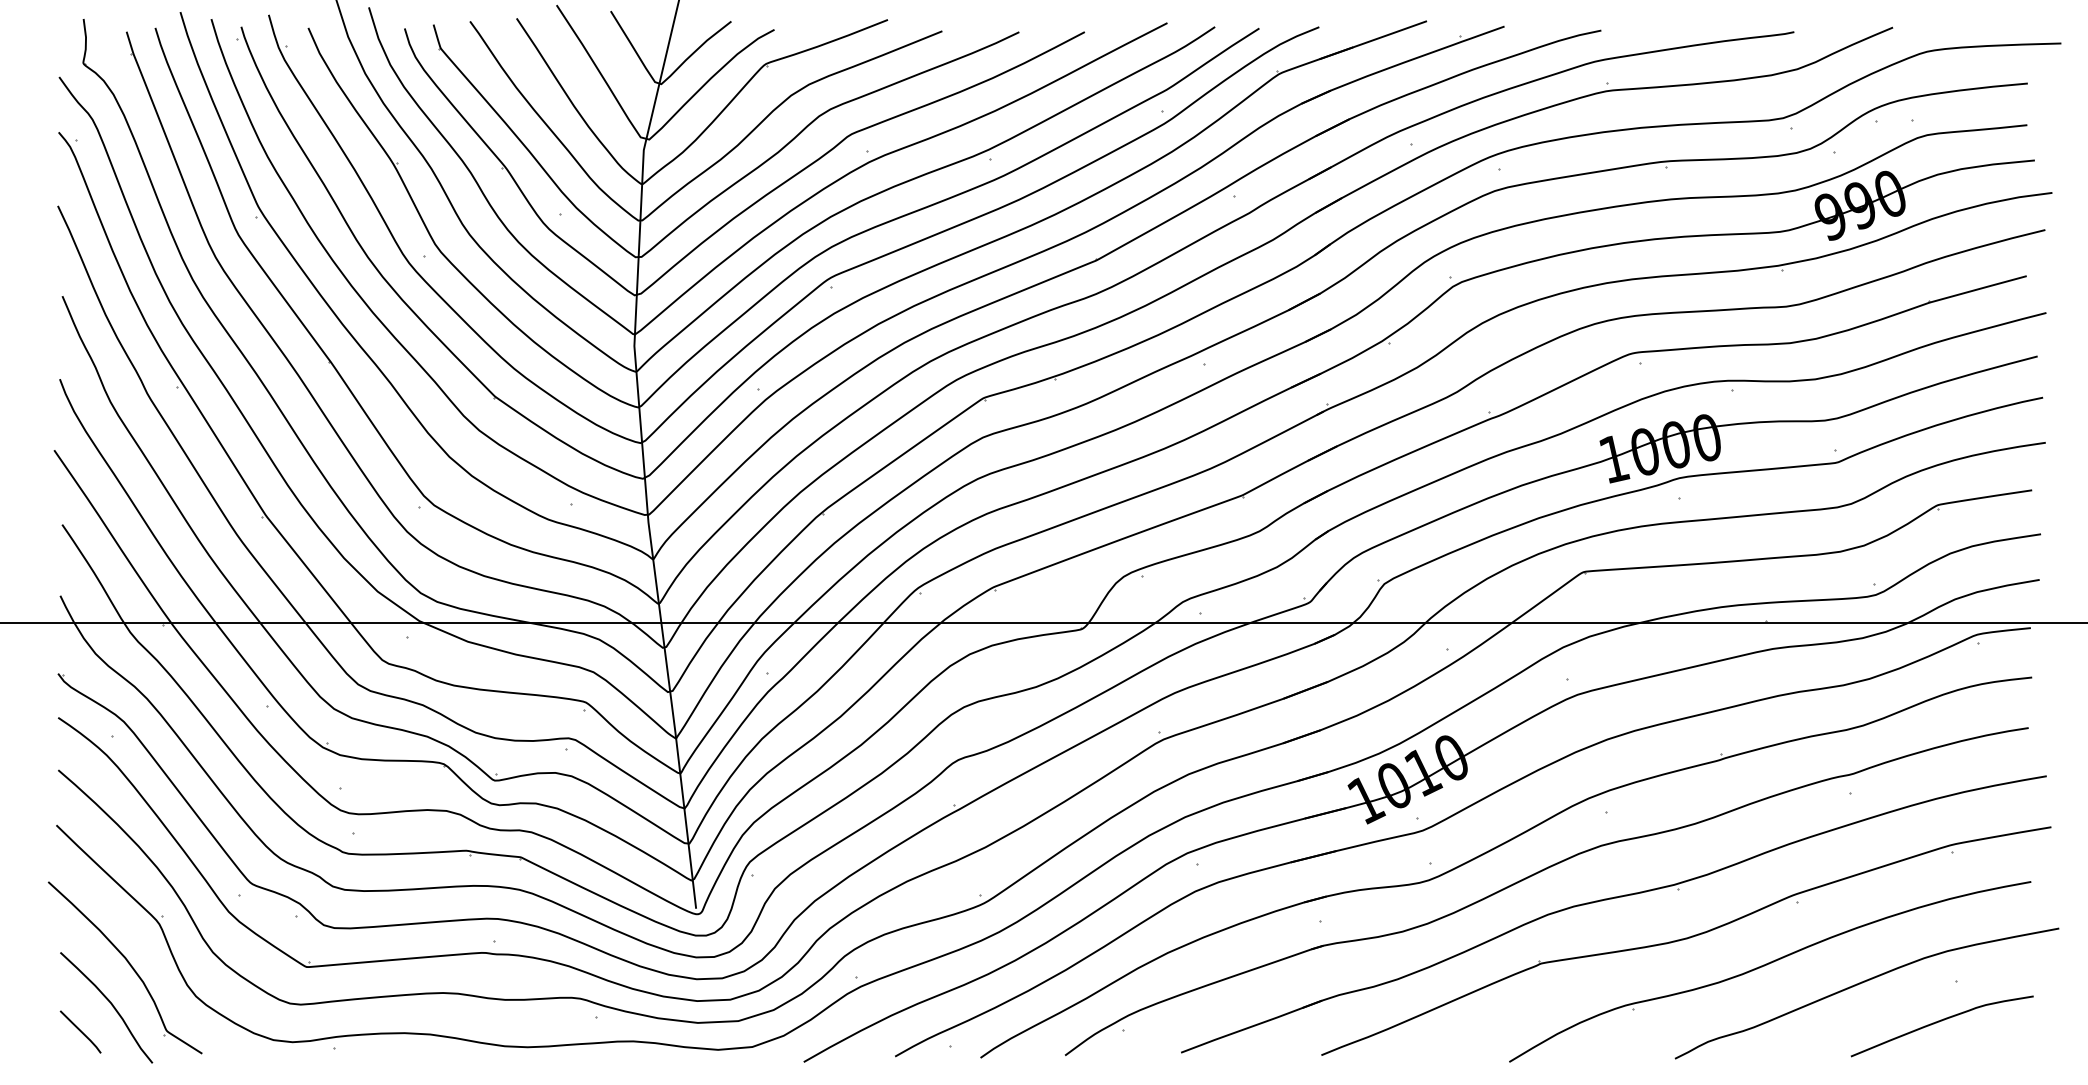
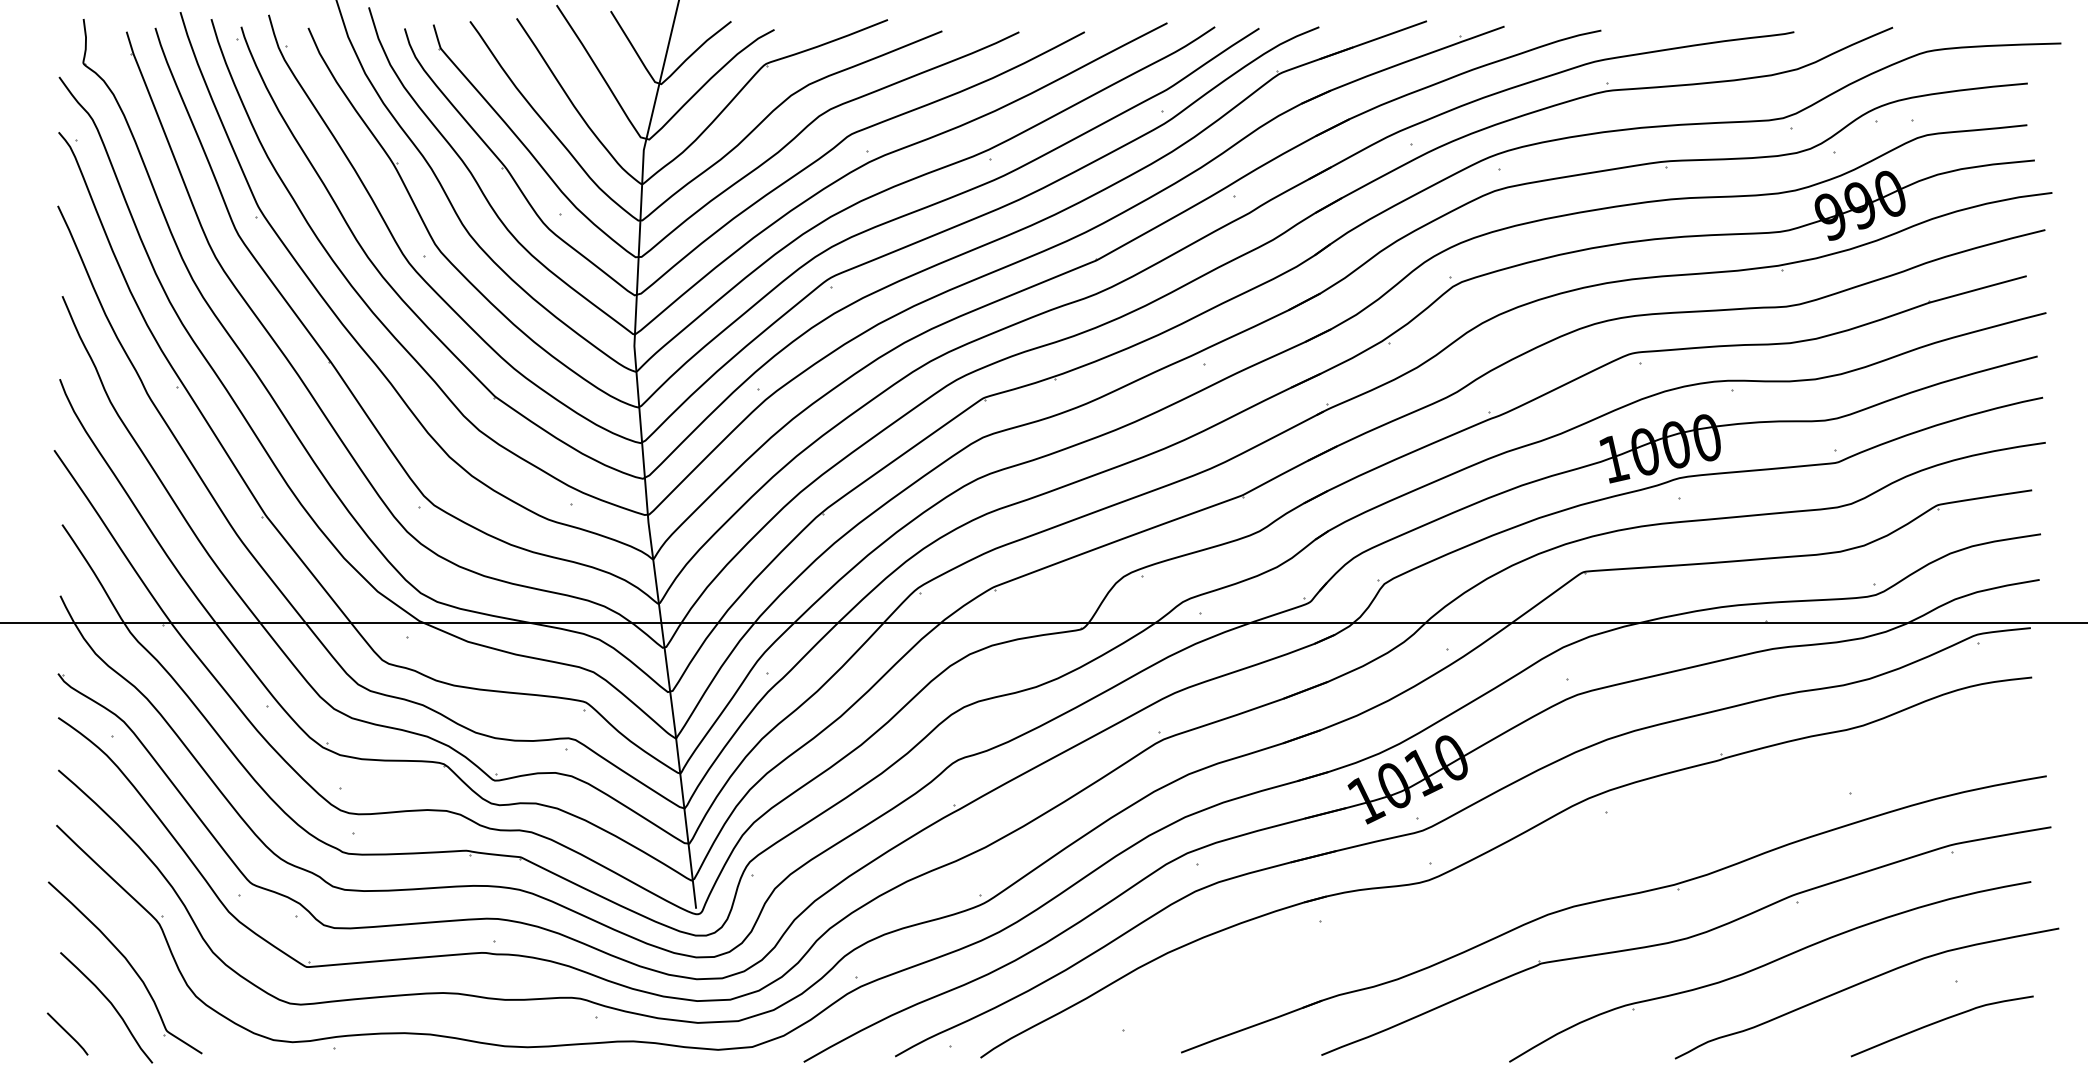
part: present -> none (1538, 873)
line position: (80, 1031) -> (67, 1033) (67, 1033)
